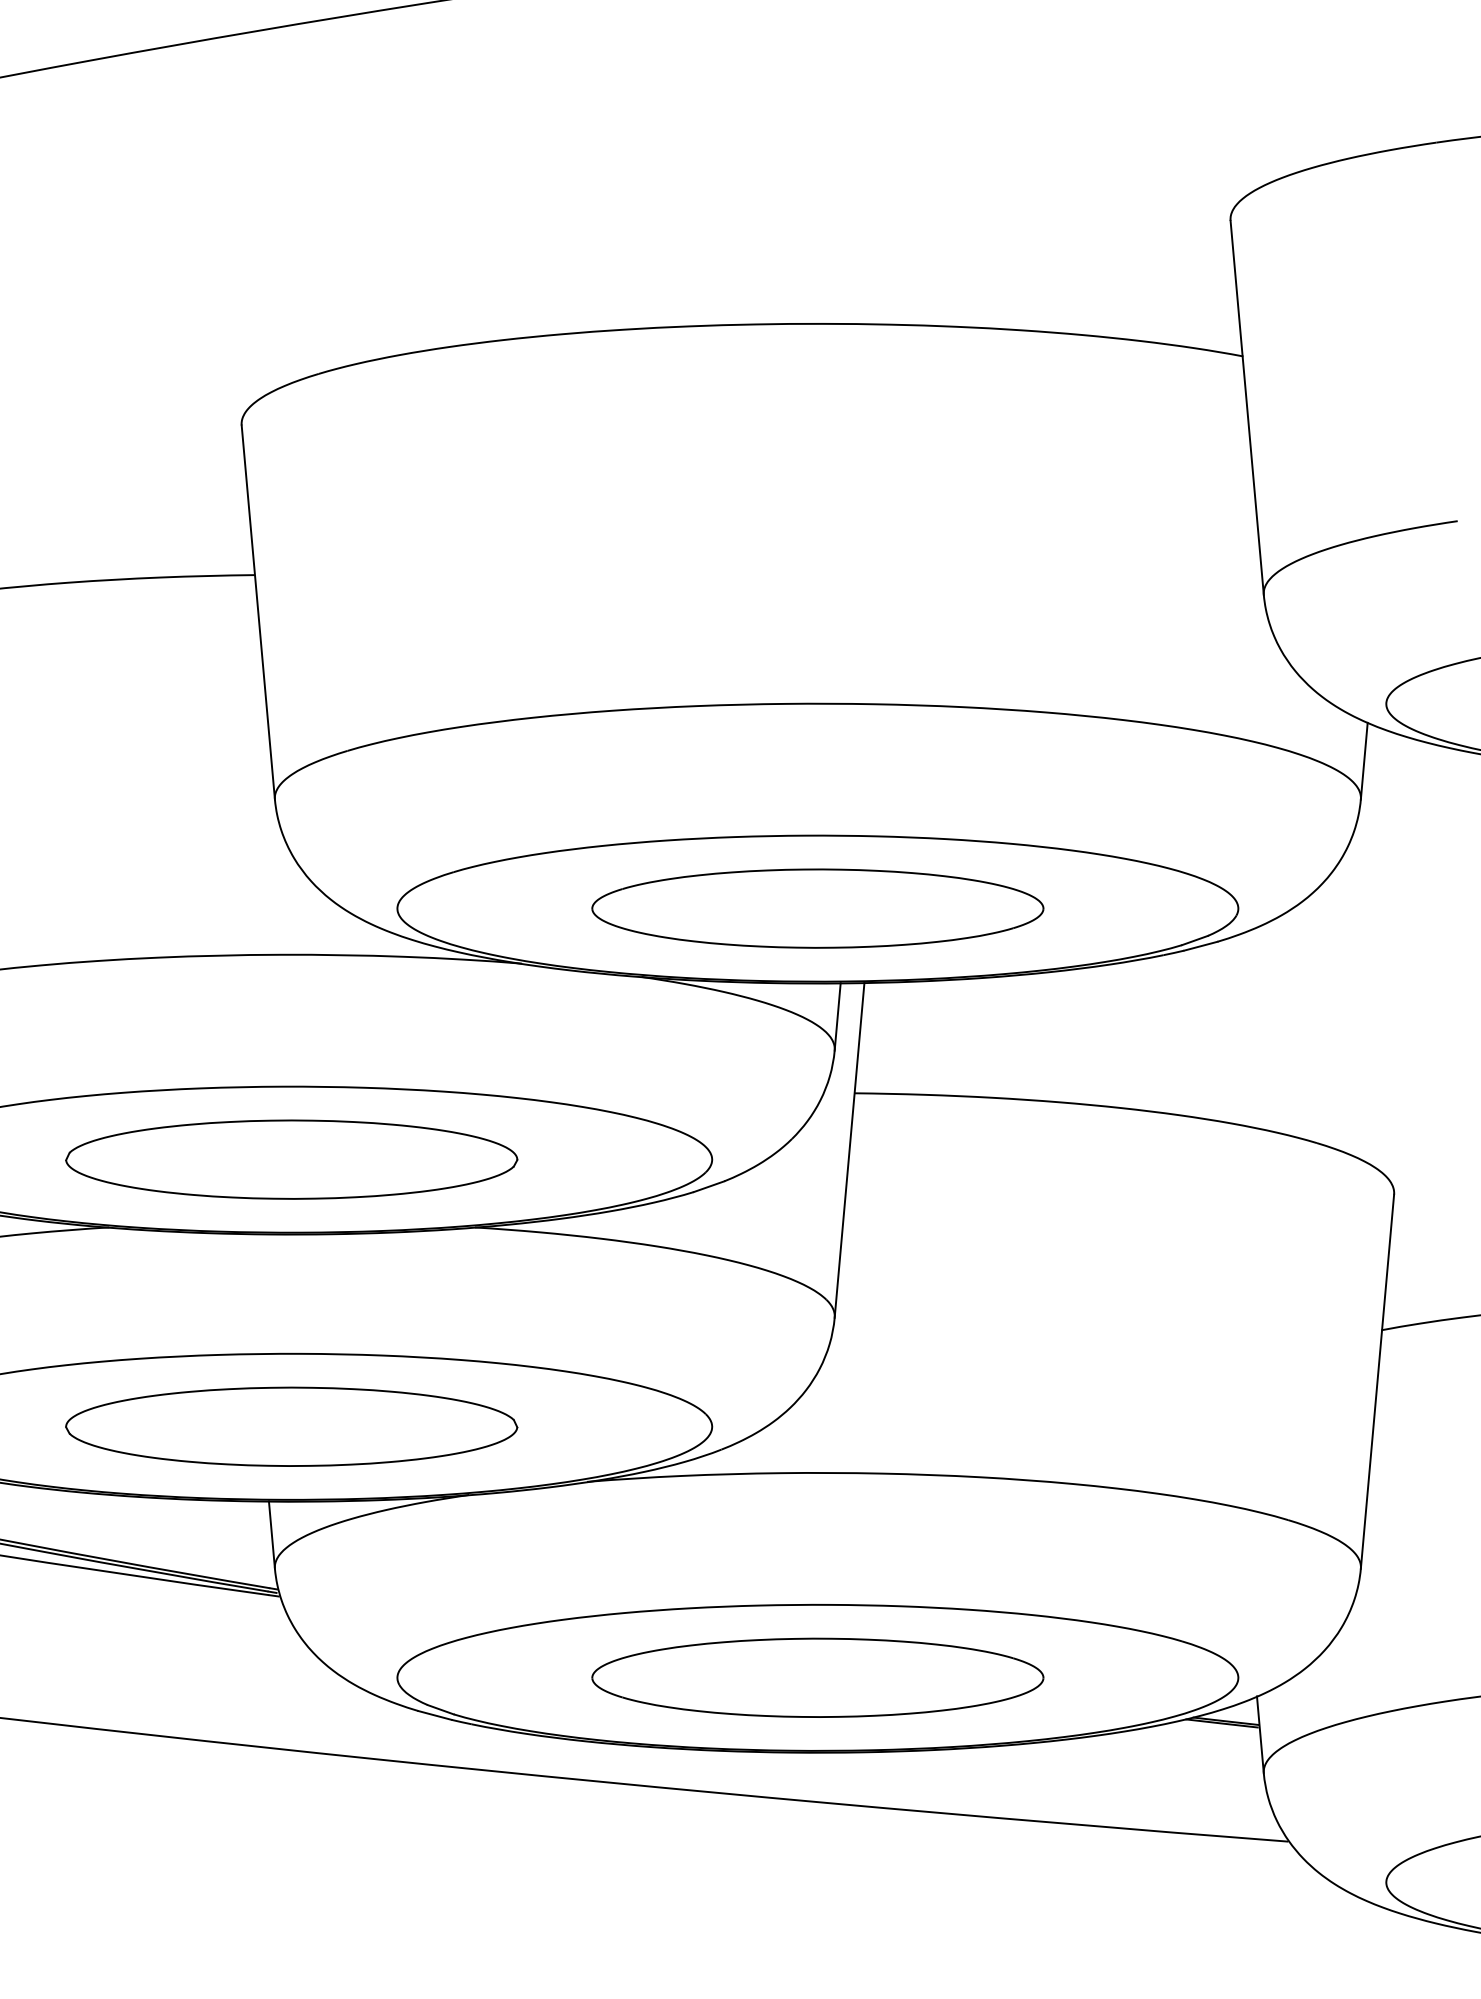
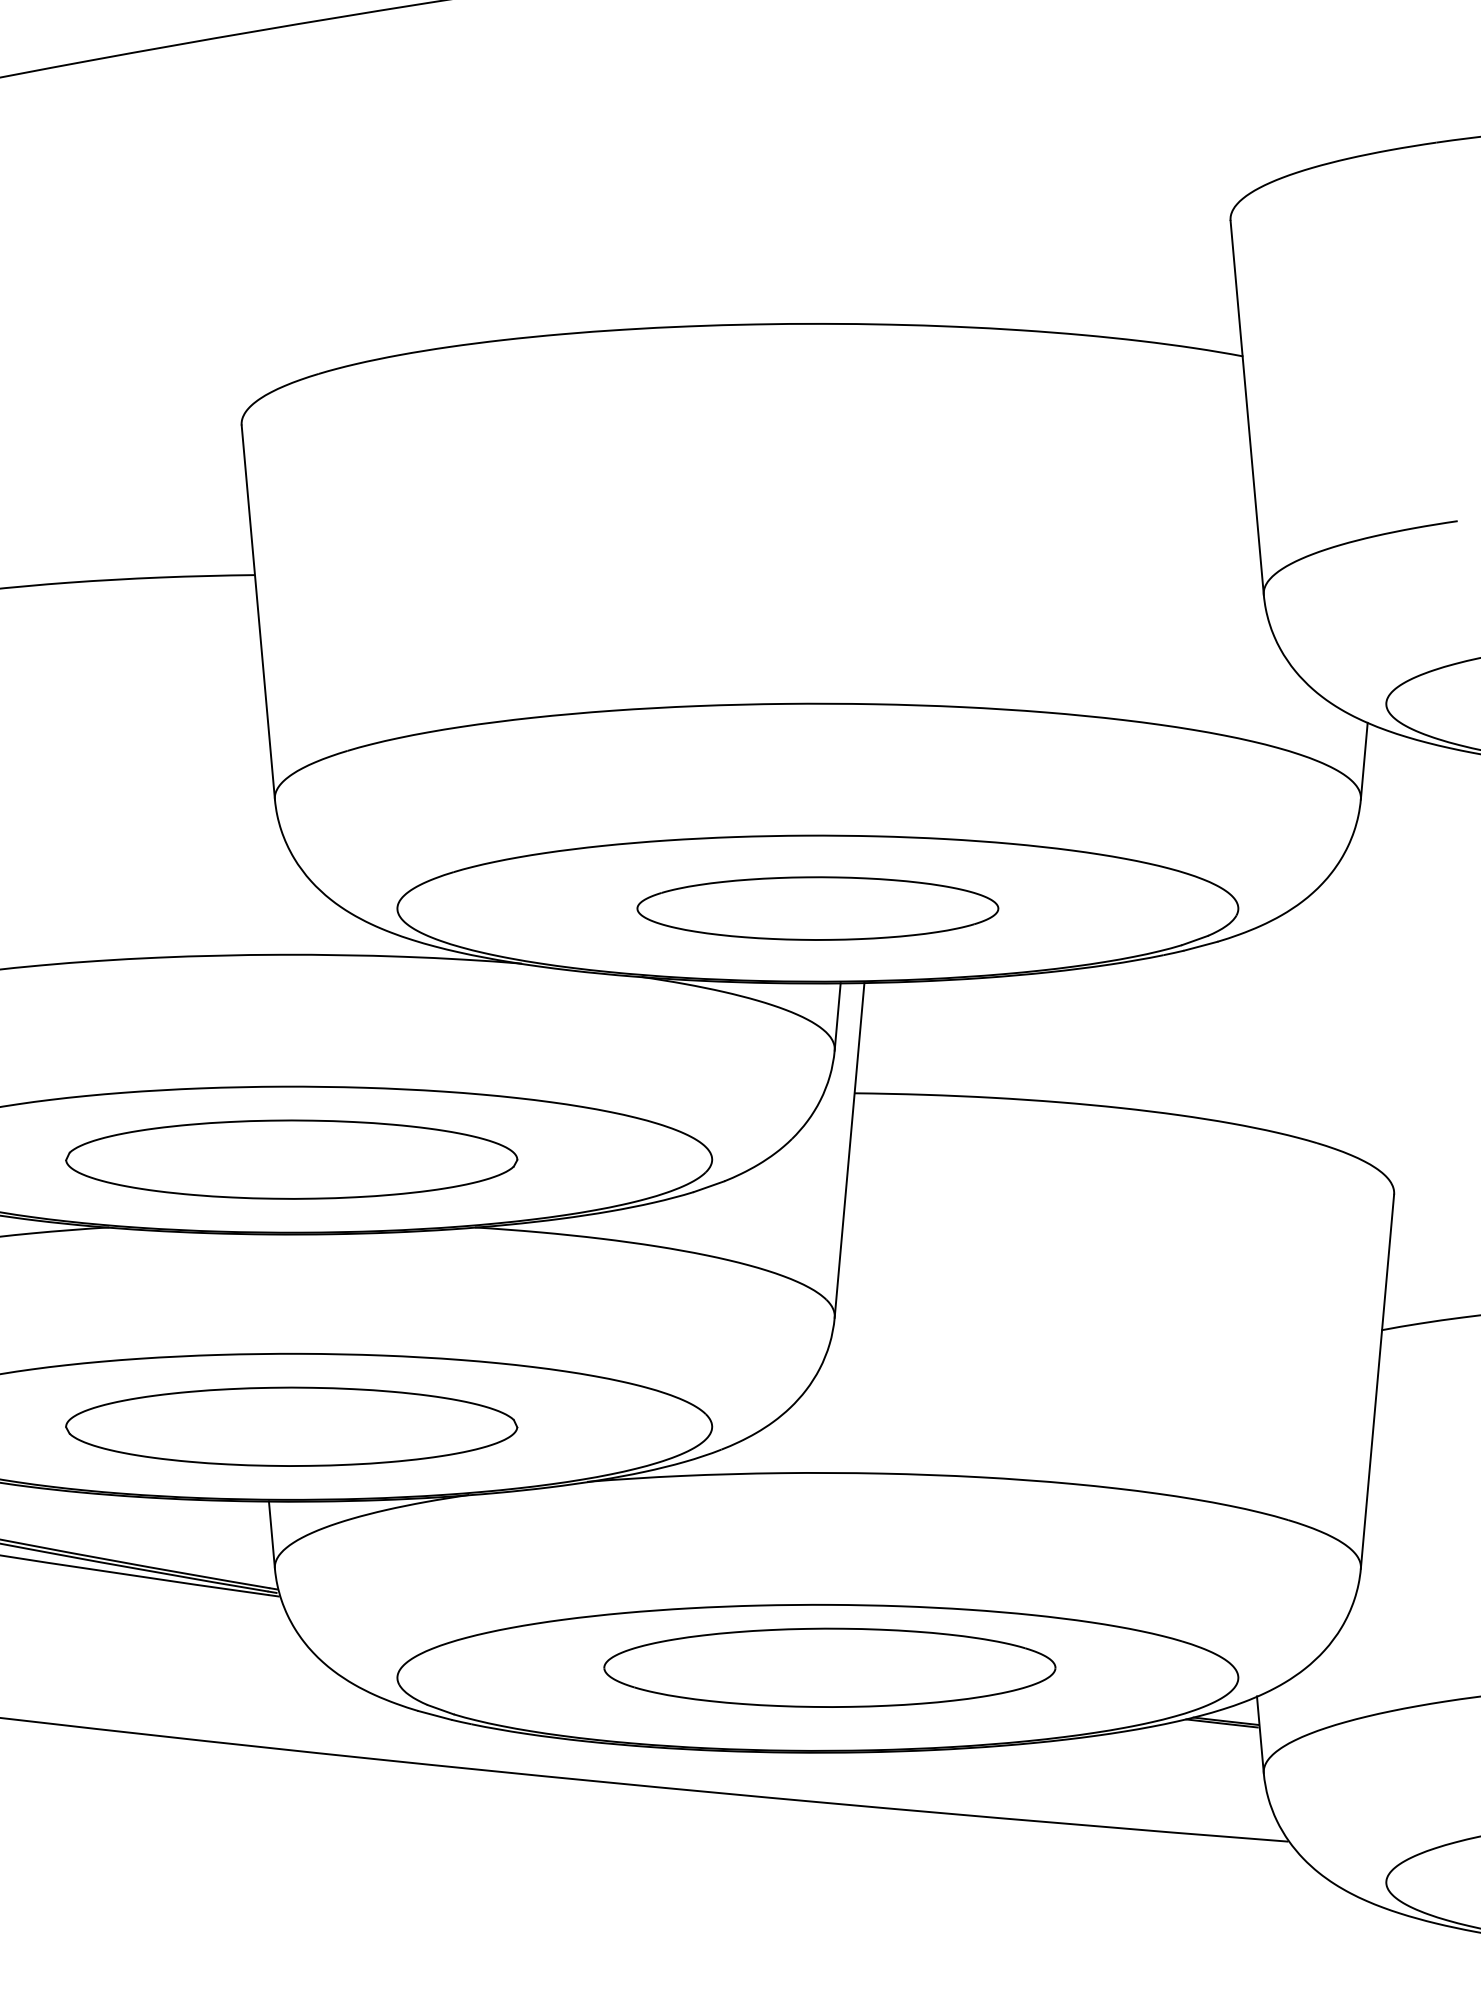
part size: 454x81 px -> 364x65 px (817, 908)
part position: (817, 1677) -> (829, 1667) (829, 1667)
